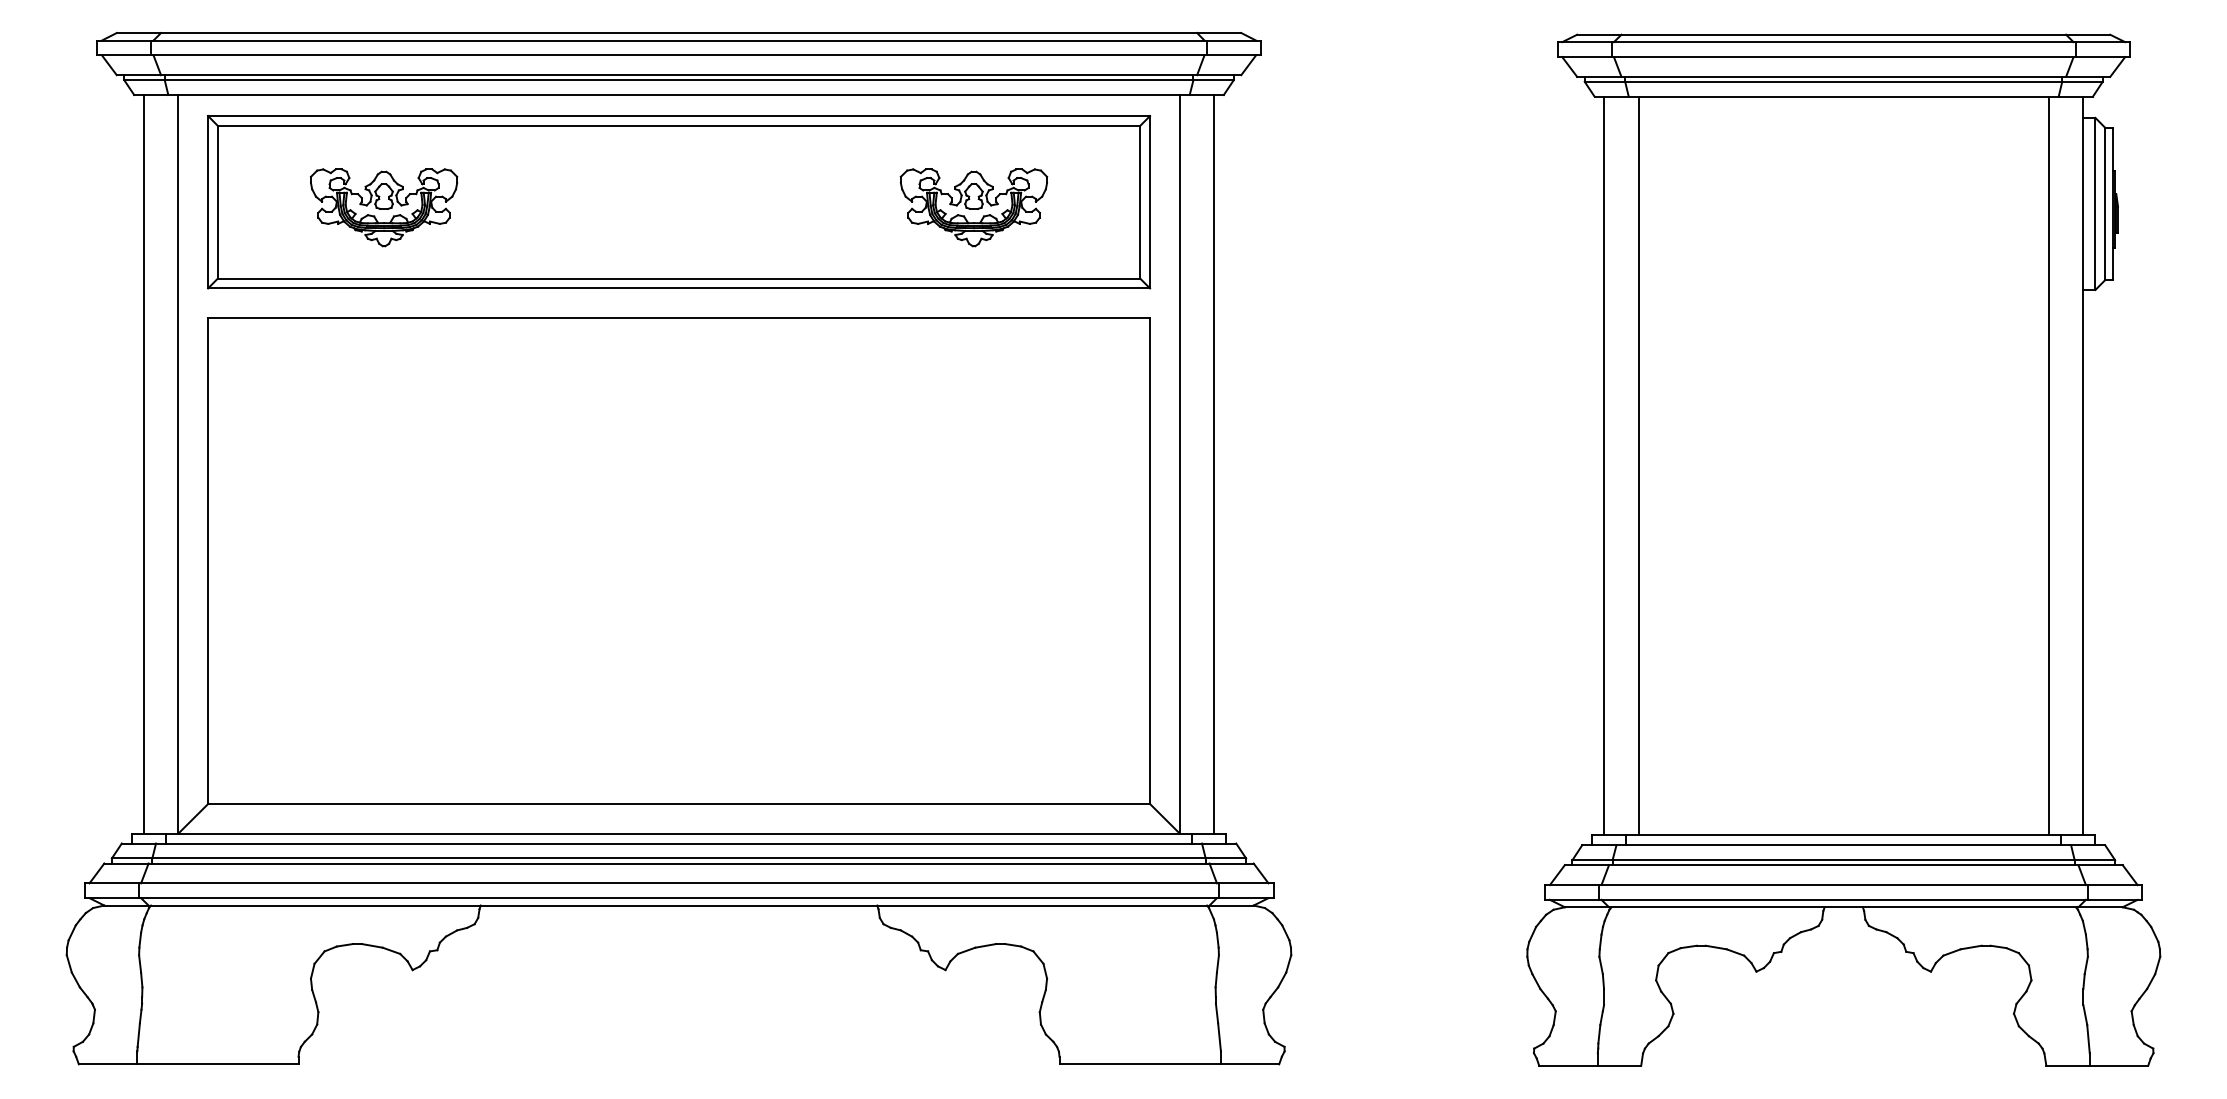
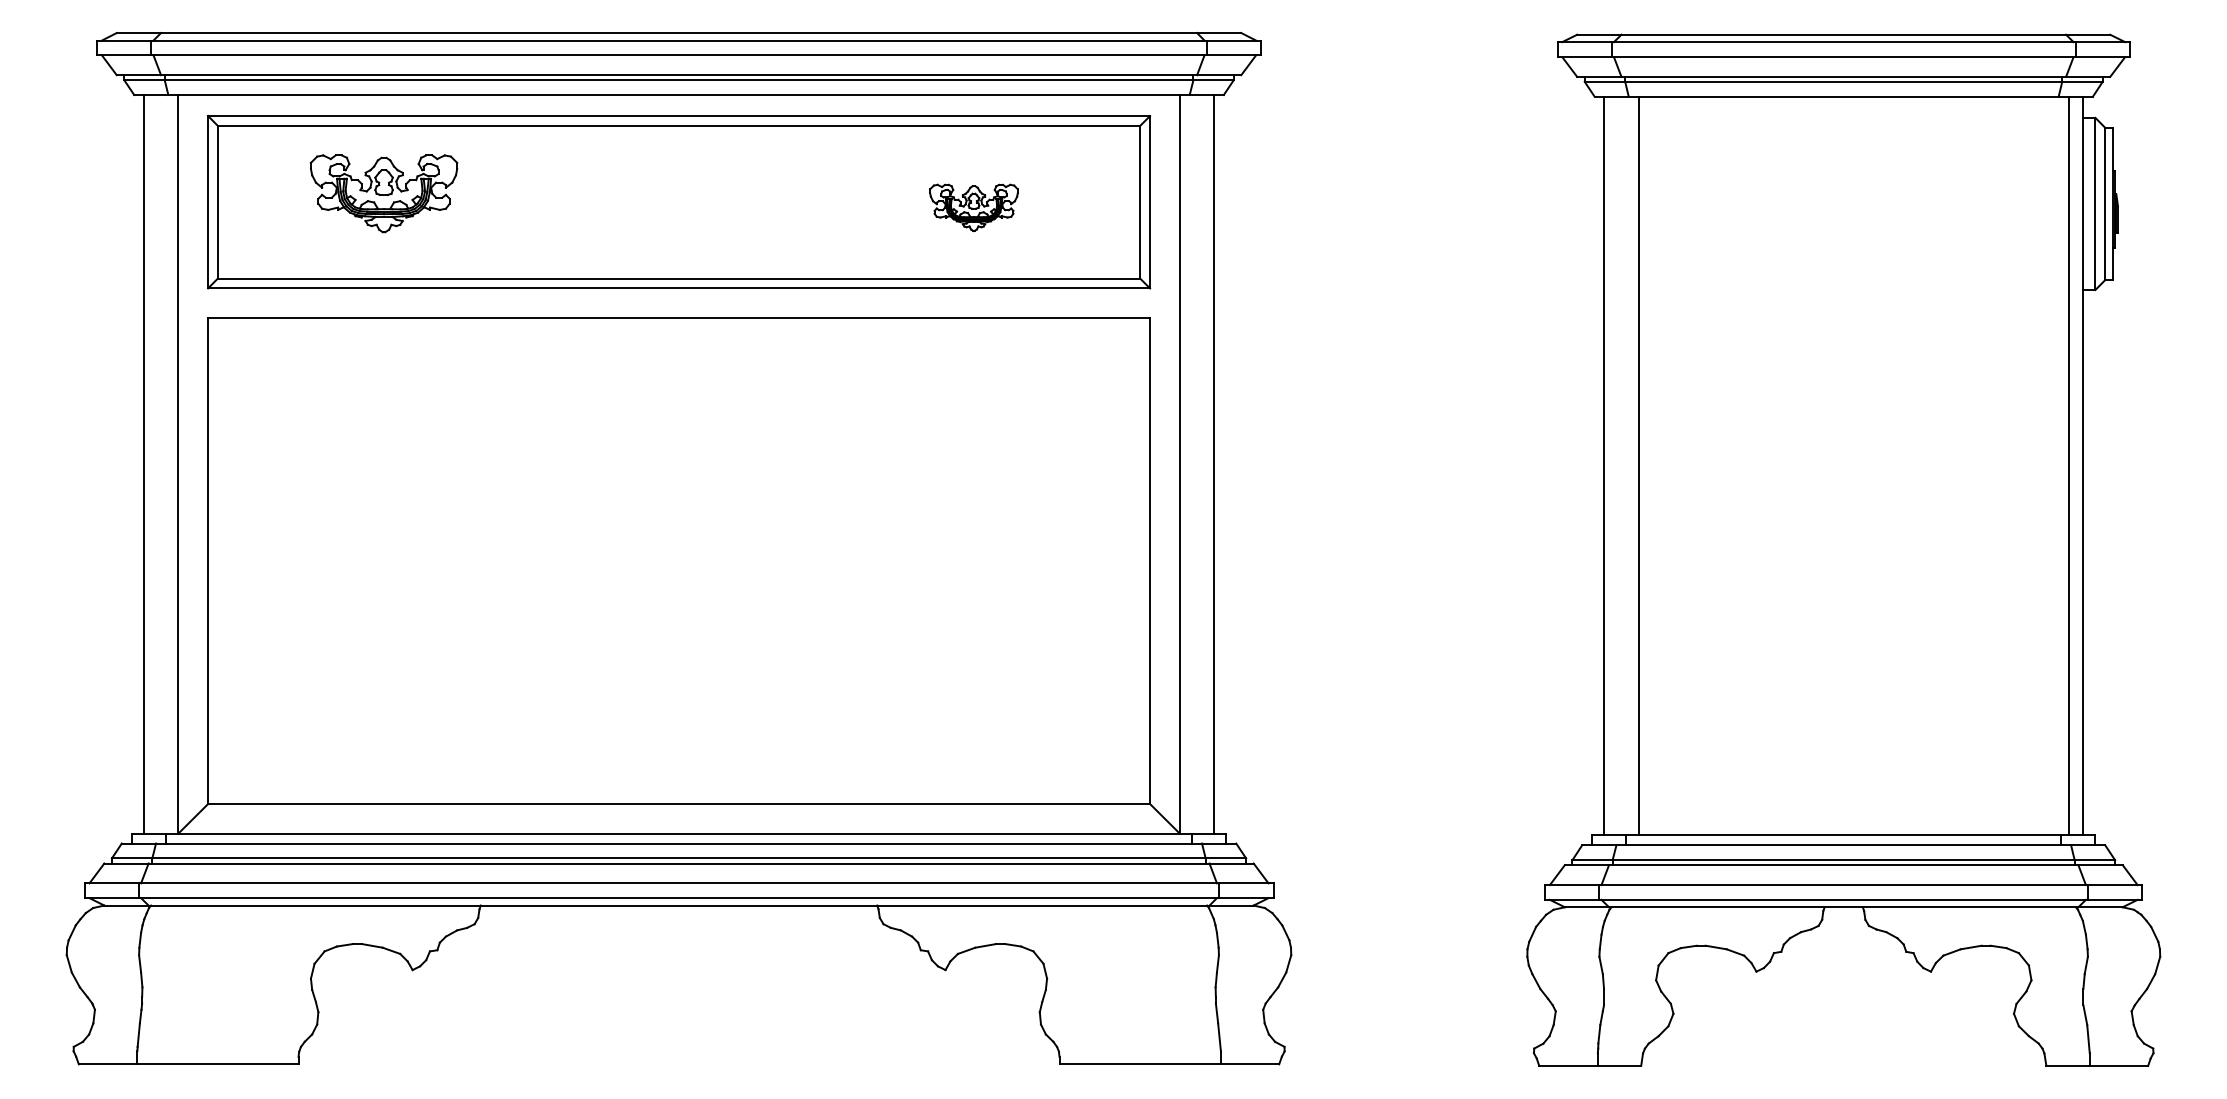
part position: (384, 207) -> (384, 193) (384, 193)
part size: 150x80 px -> 90x49 px (973, 207)
line position: (2048, 465) -> (2068, 465) (2068, 465)
